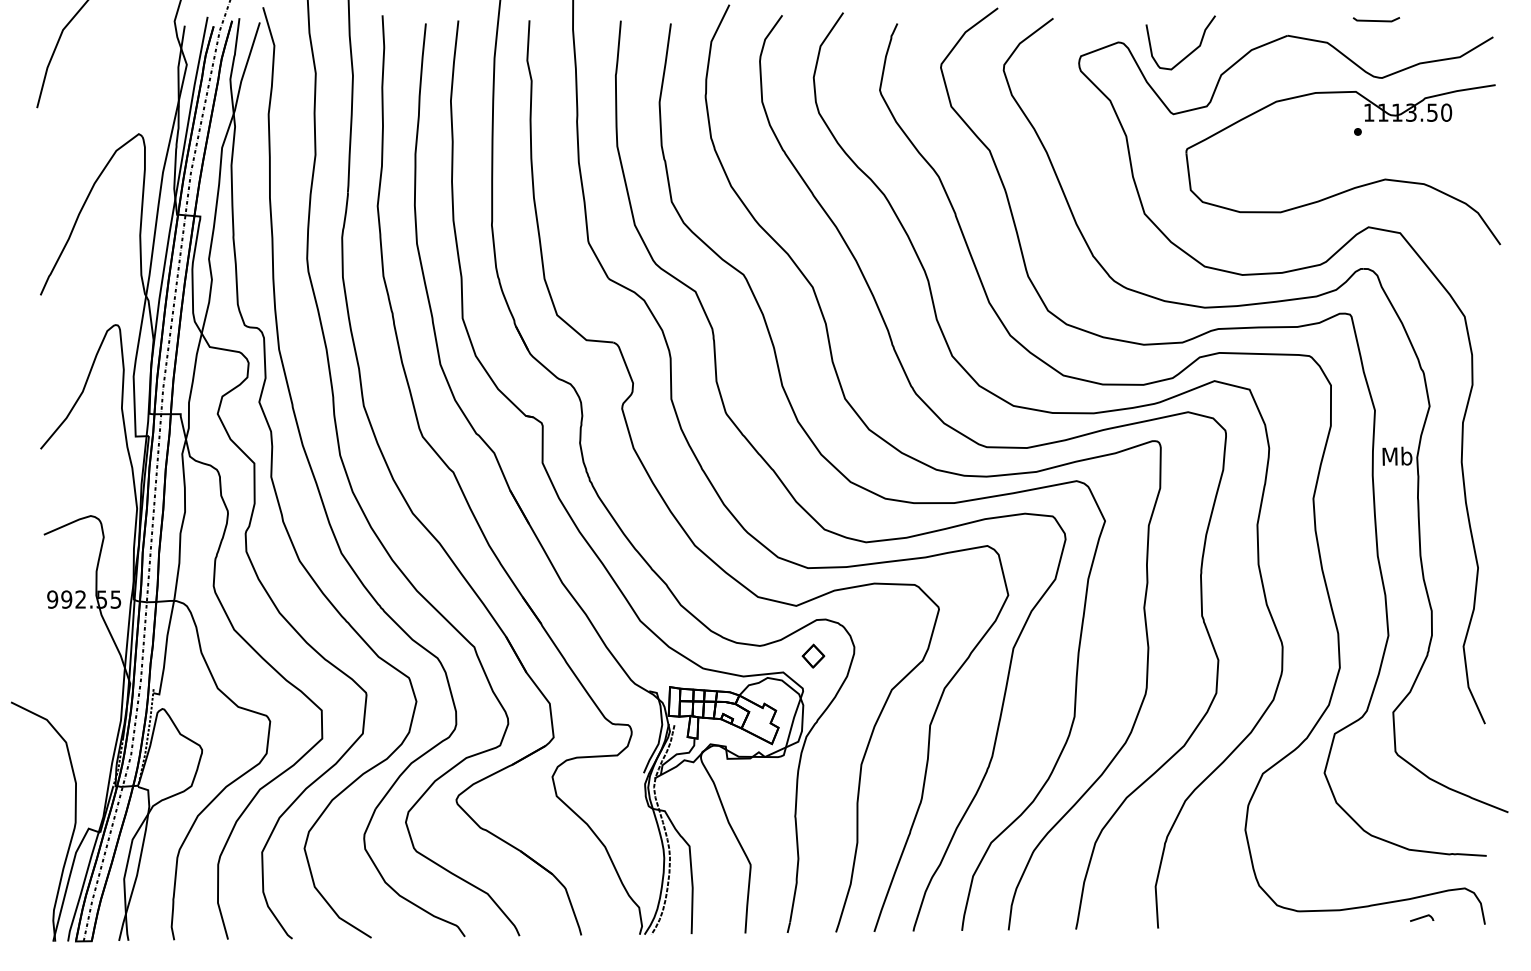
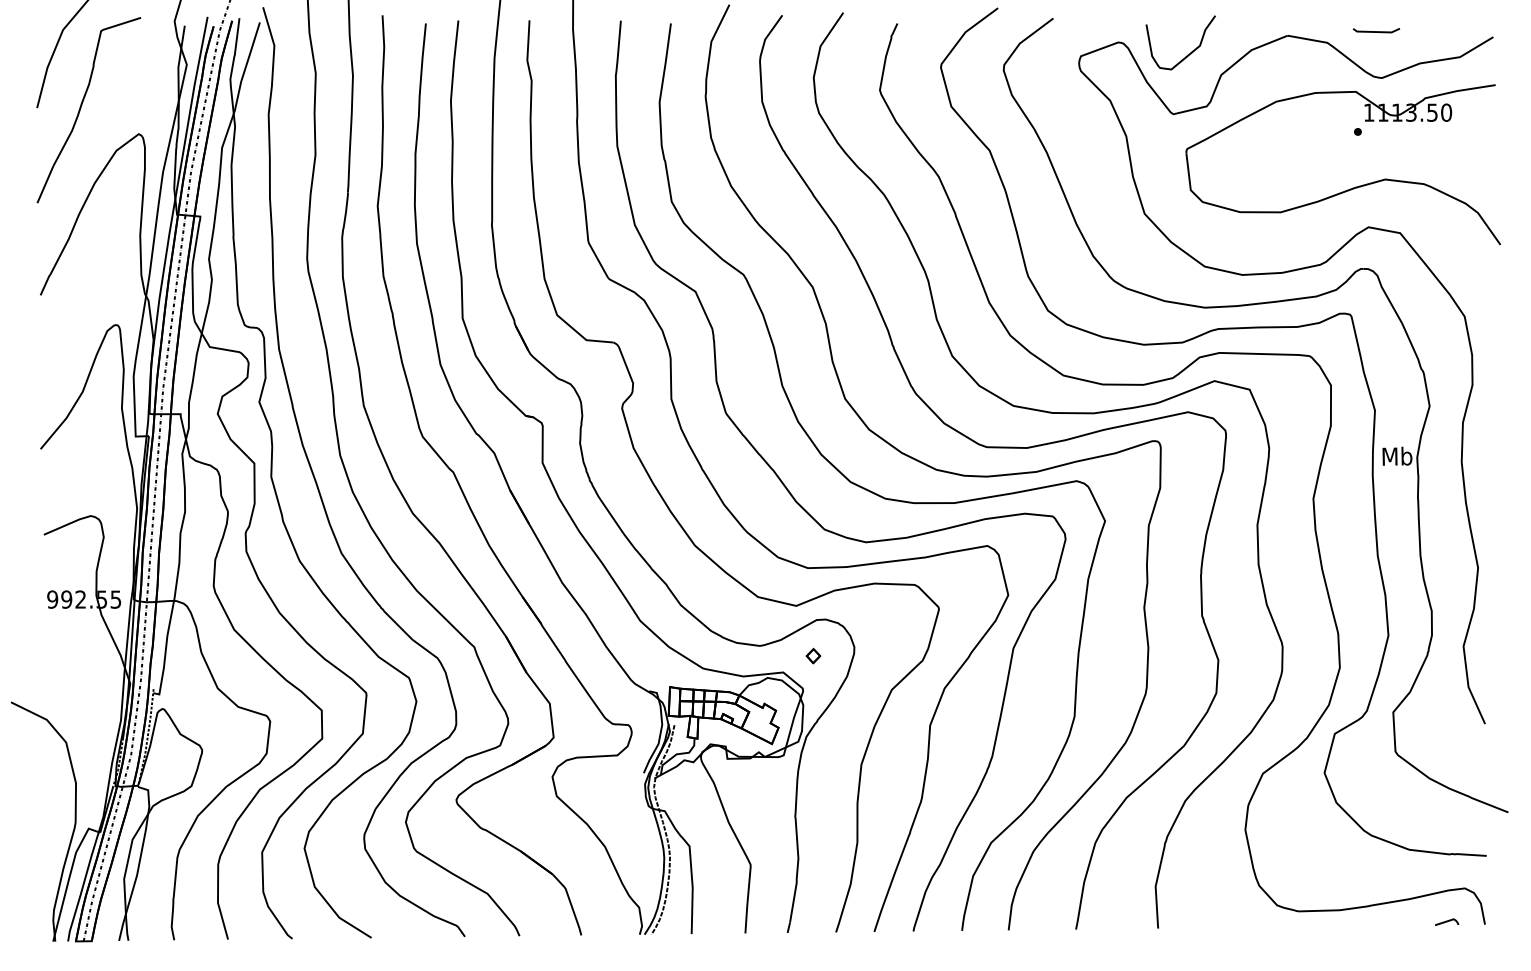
line position: (1376, 20) -> (1376, 31) (1376, 31)
part: none -> present (81, 108)
part size: 25x26 px -> 17x18 px (813, 655)
curve position: (1422, 917) -> (1447, 921) (1447, 921)
